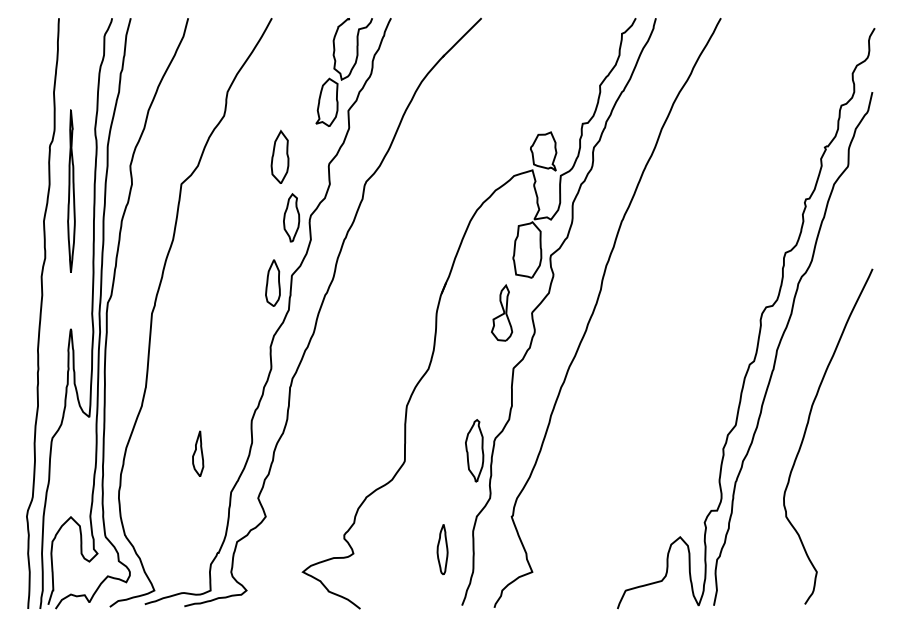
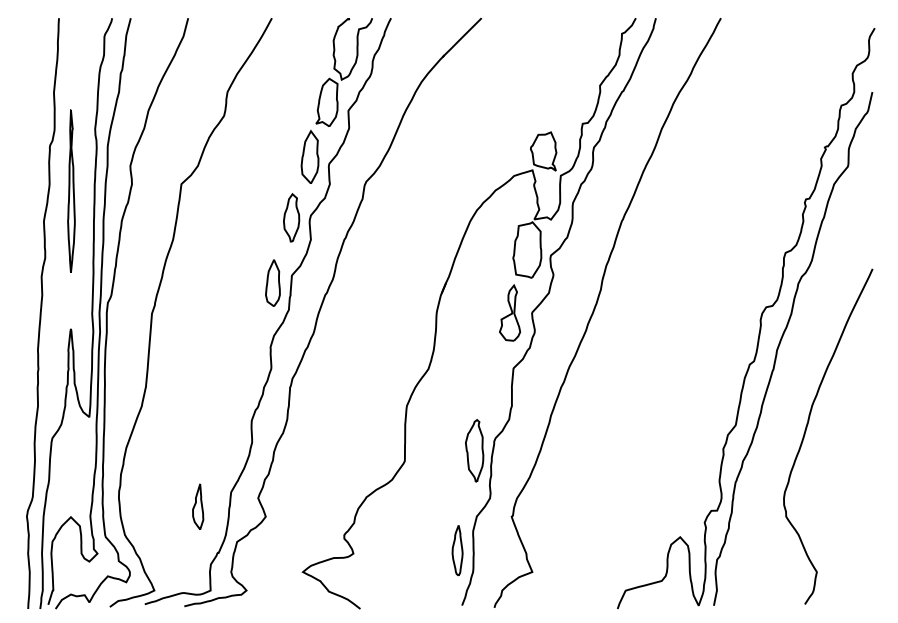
part position: (279, 156) -> (309, 156) (309, 156)
part position: (501, 312) -> (509, 312) (509, 312)
part position: (198, 453) -> (198, 506) (198, 506)
part position: (442, 549) -> (457, 550) (457, 550)
